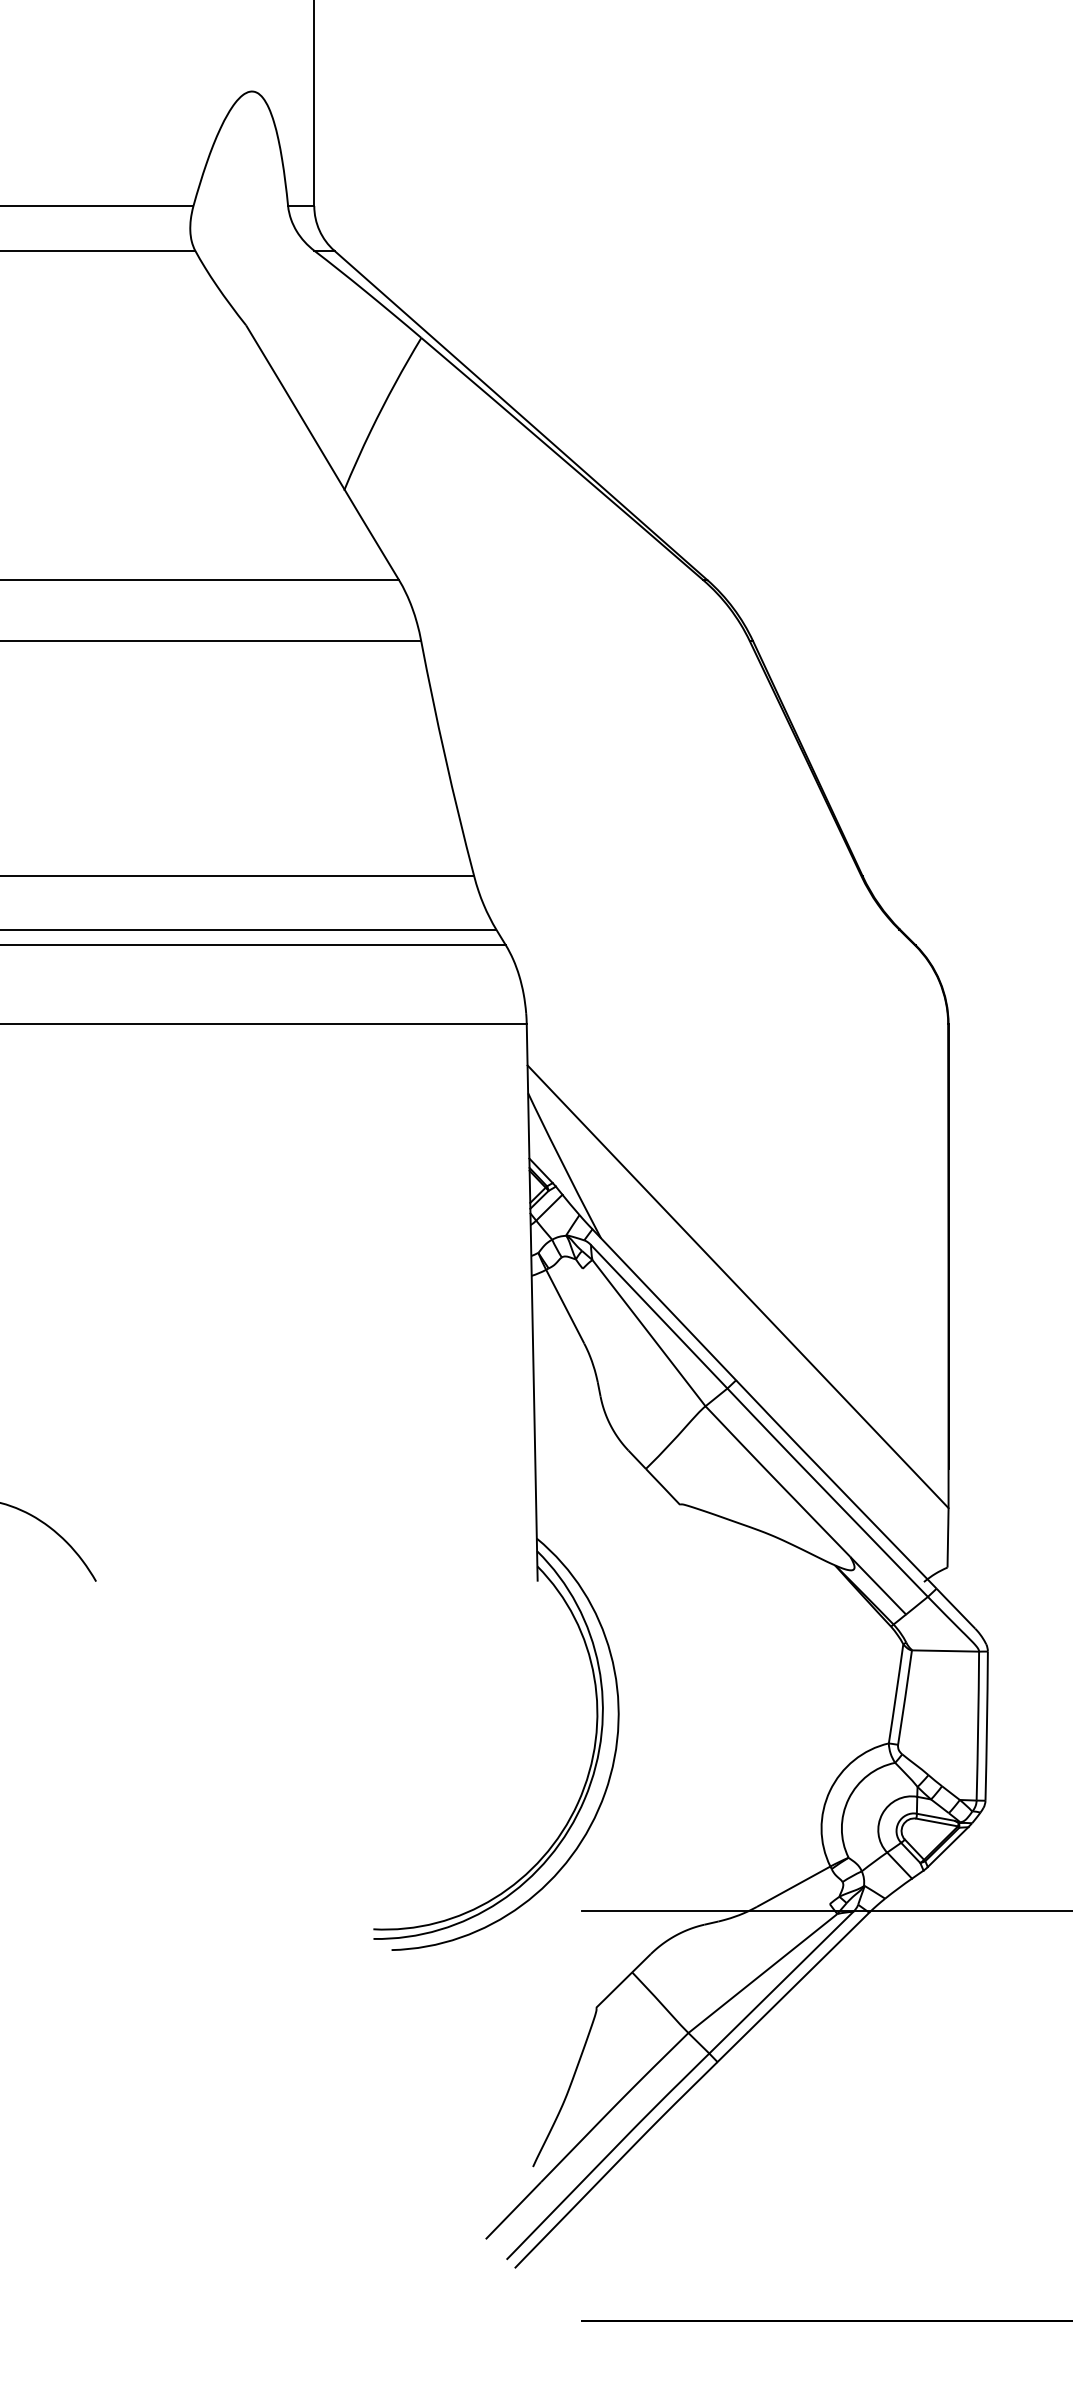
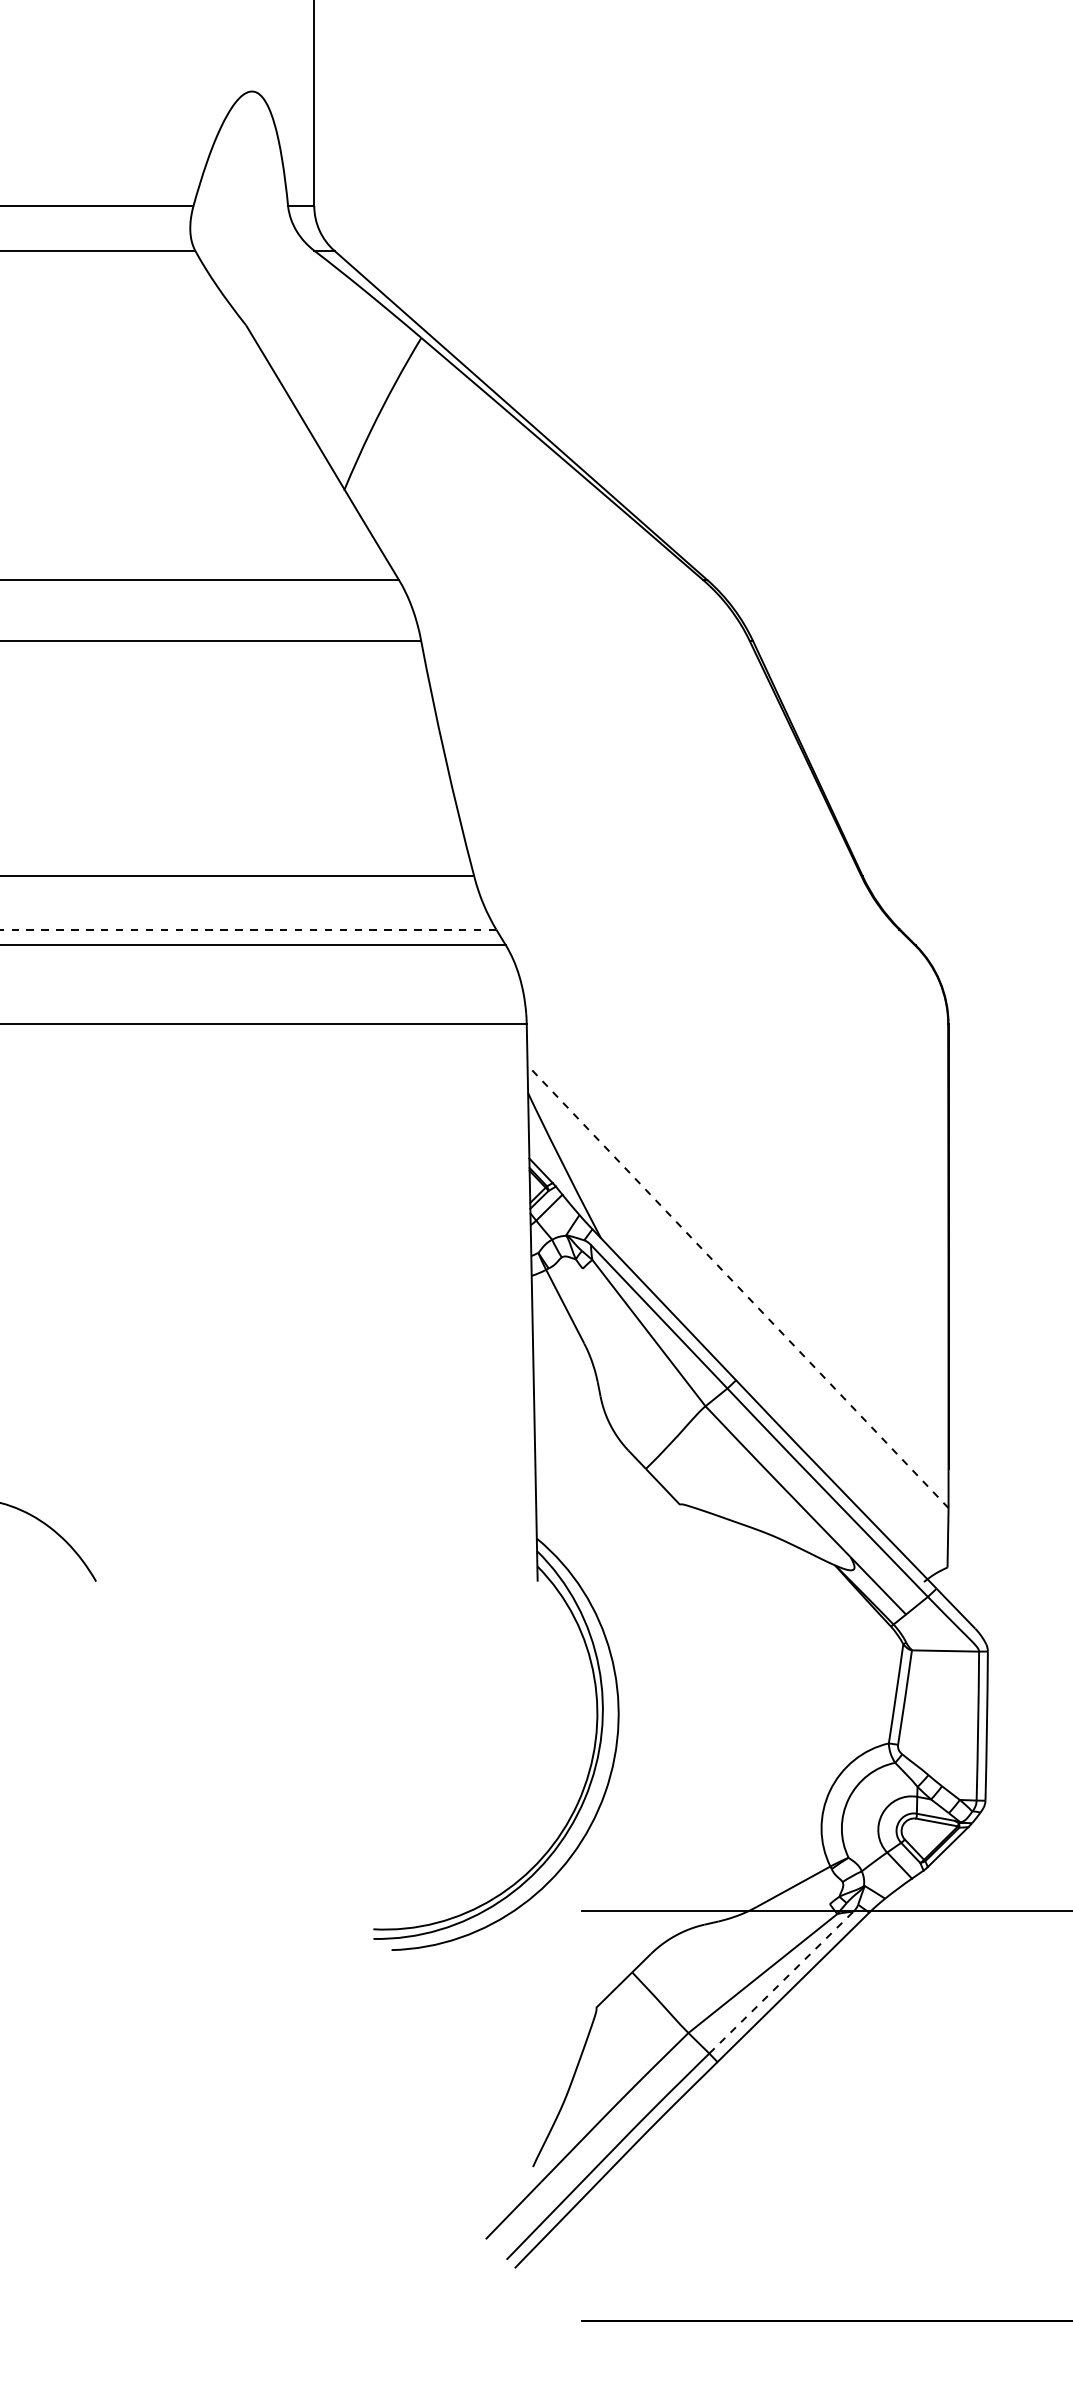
line: solid -> dashed (248, 929)
line: solid -> dashed (737, 1286)
line: solid -> dashed (781, 1982)
